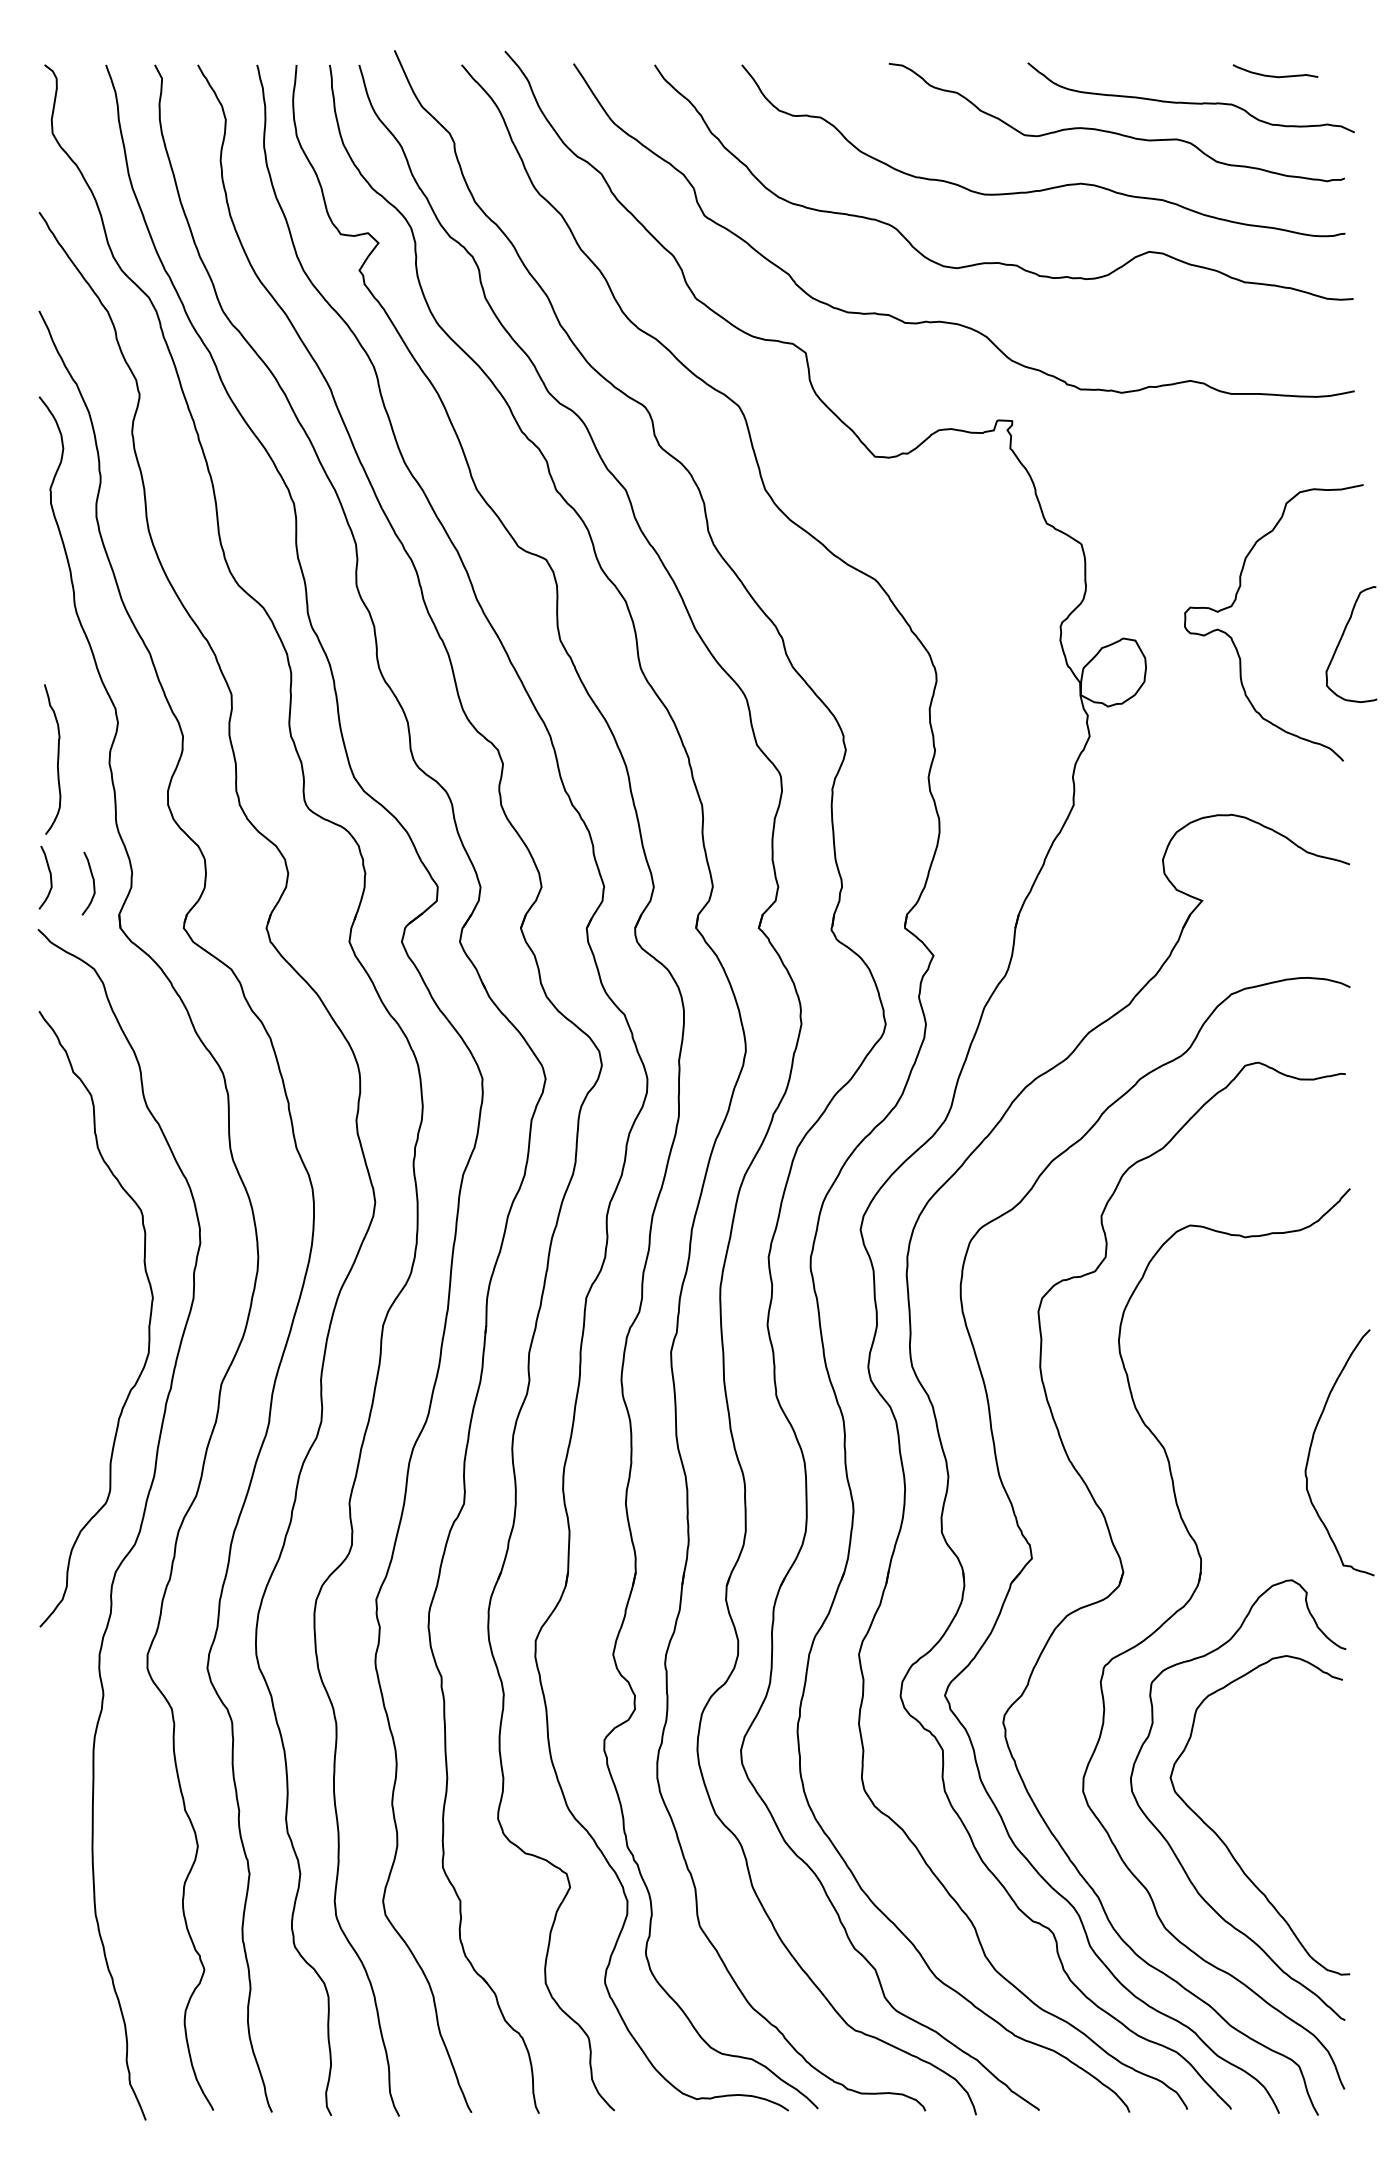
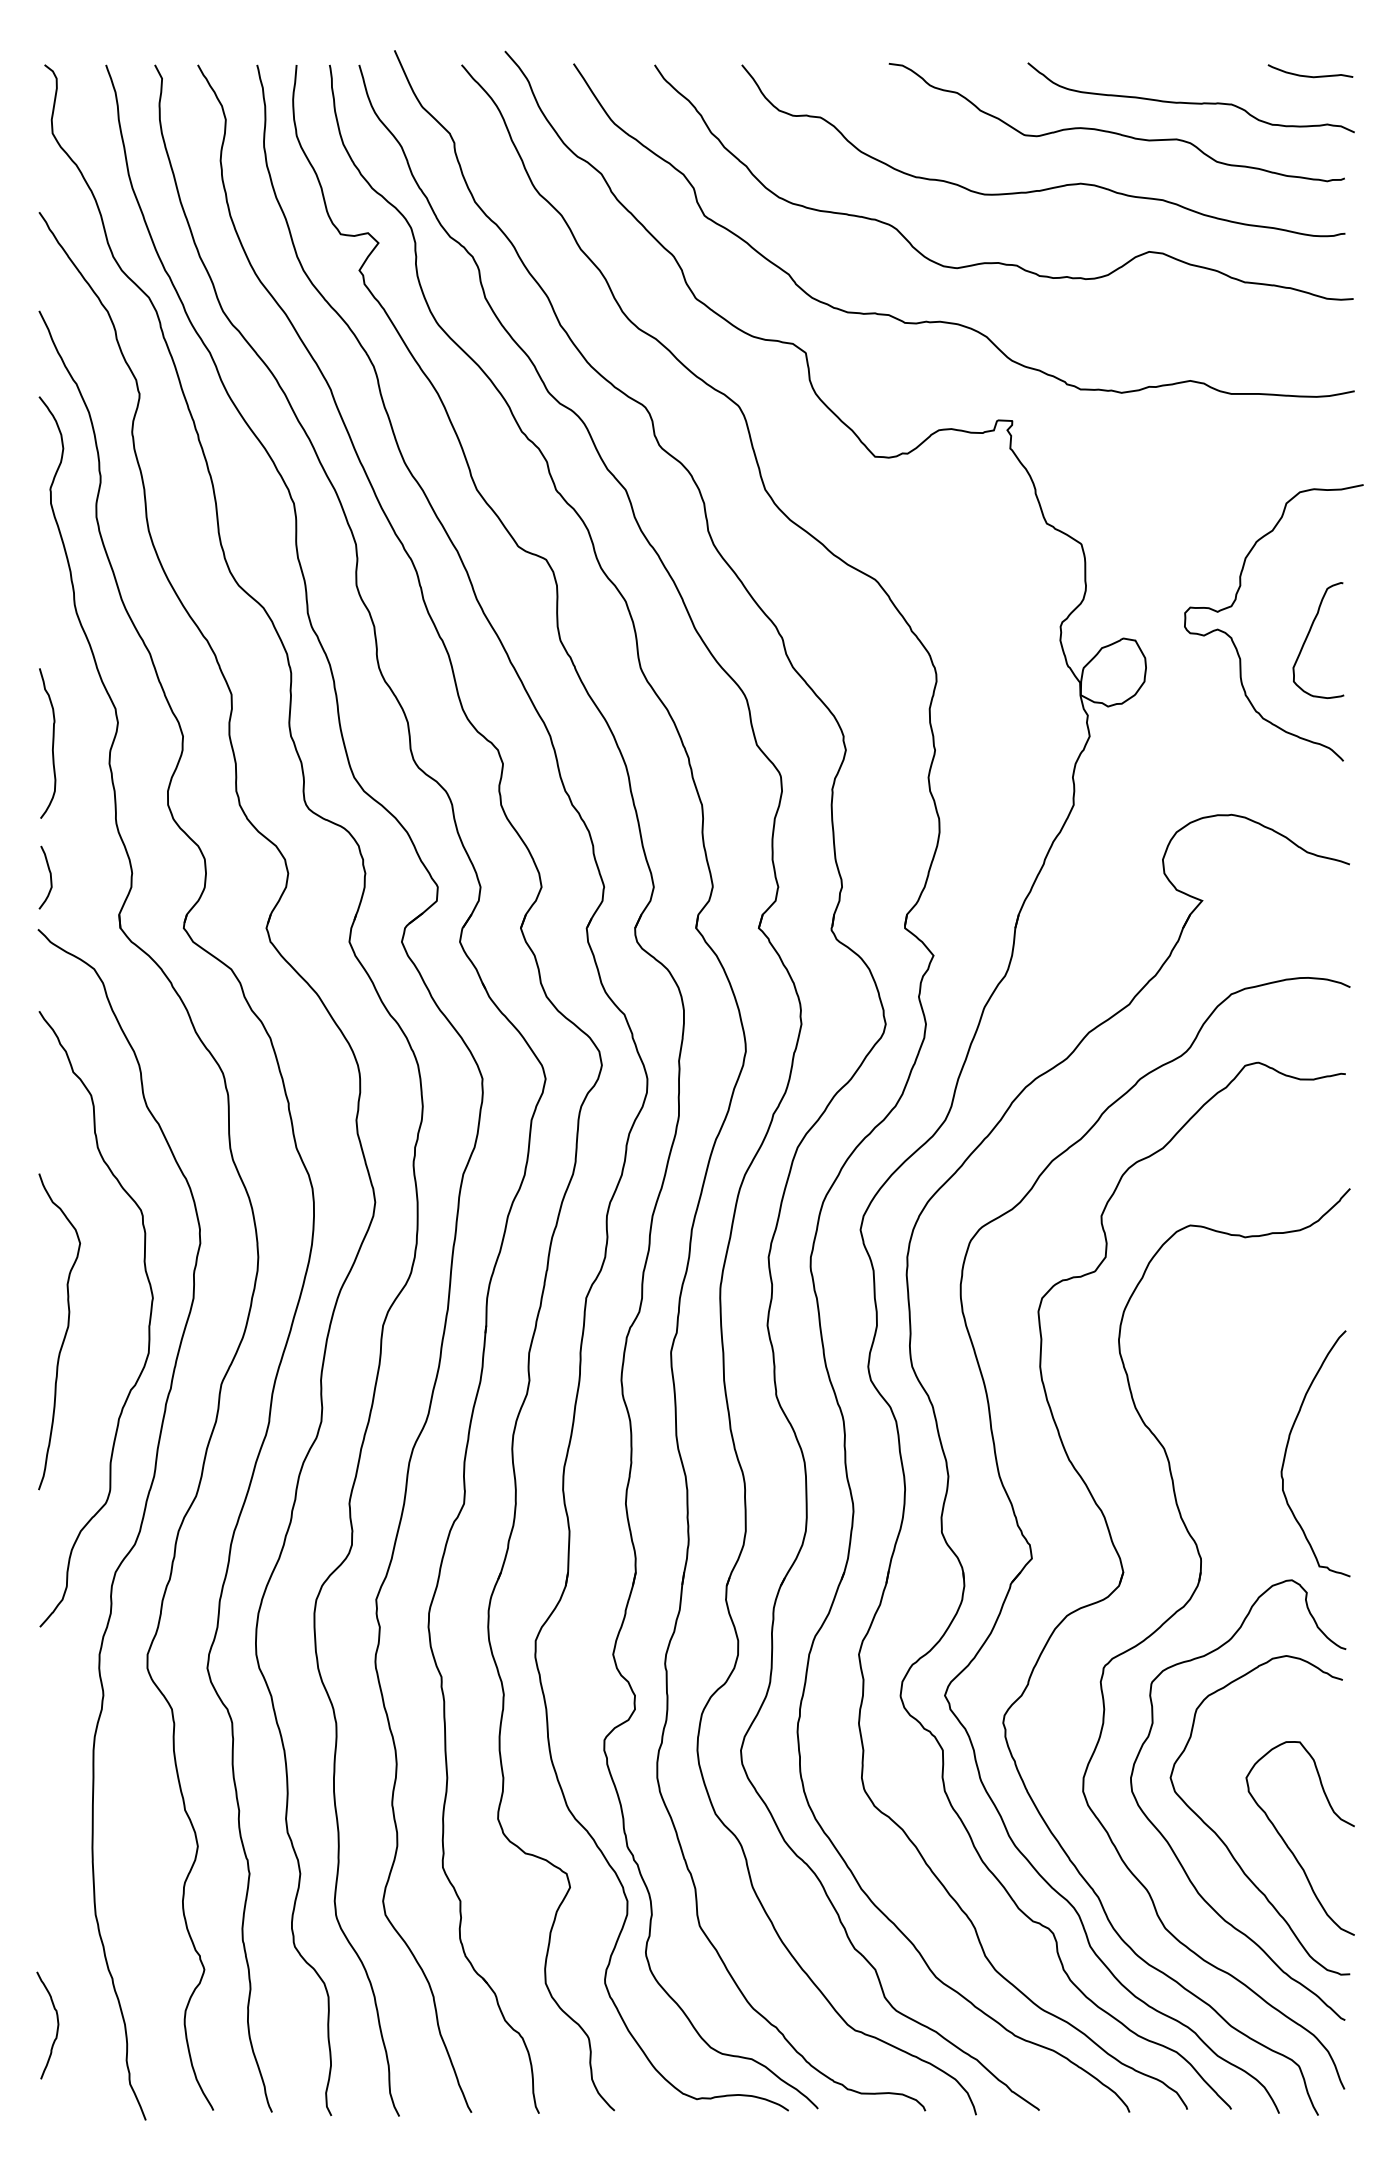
curve position: (1274, 75) -> (1309, 75) (1309, 75)
curve position: (1341, 640) -> (1308, 636) (1308, 636)
curve position: (57, 759) -> (52, 743) (52, 743)
curve: present -> none (92, 880)
curve: none -> present (64, 1334)
curve position: (1312, 1444) -> (1288, 1445) (1288, 1445)
curve: none -> present (1287, 1844)
curve: none -> present (56, 2029)
